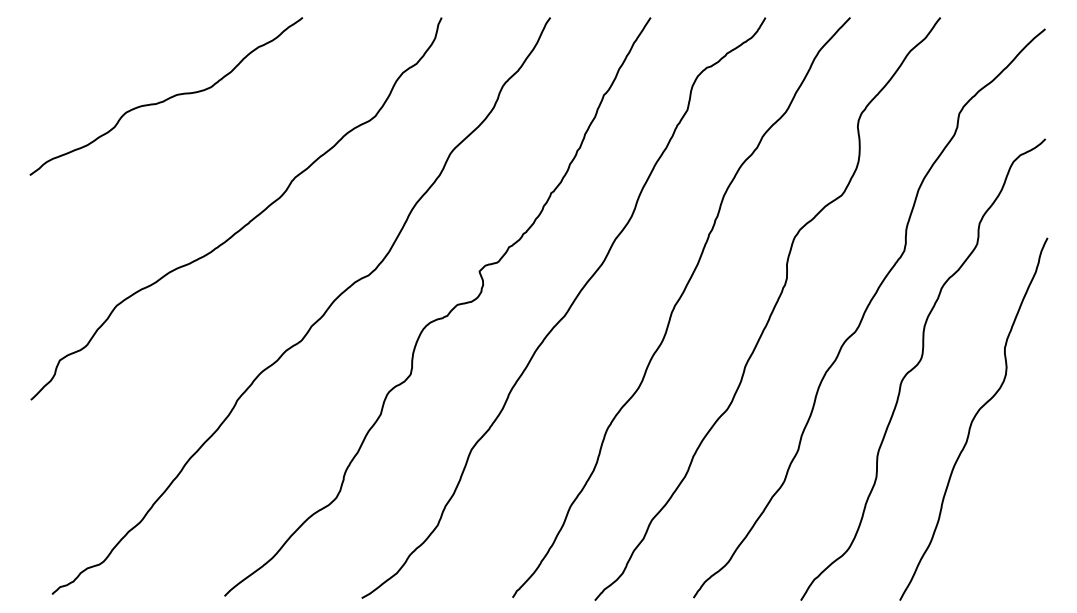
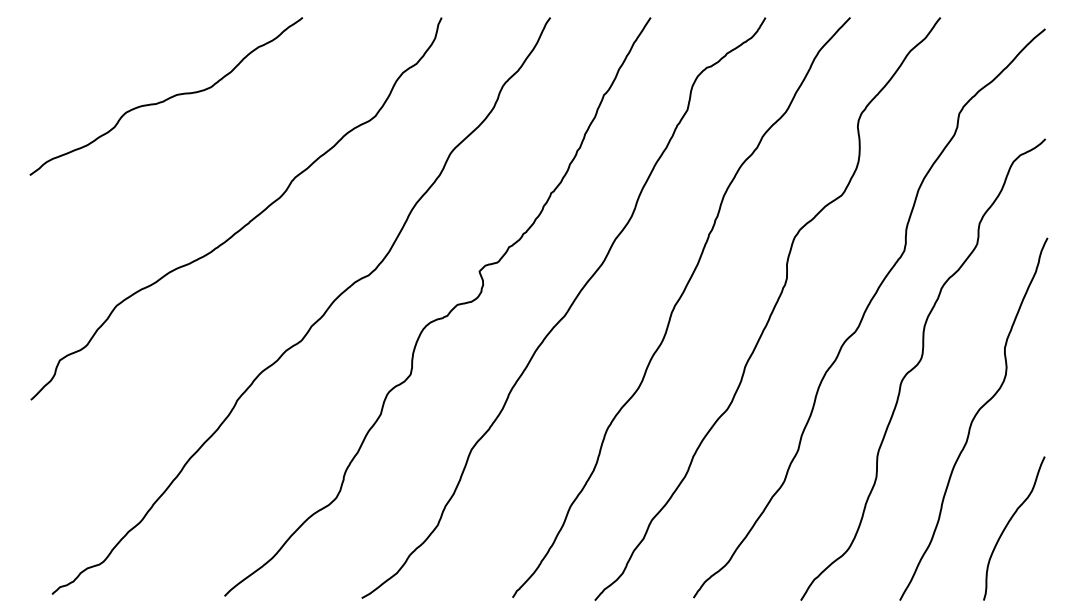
curve: none -> present (1008, 524)
